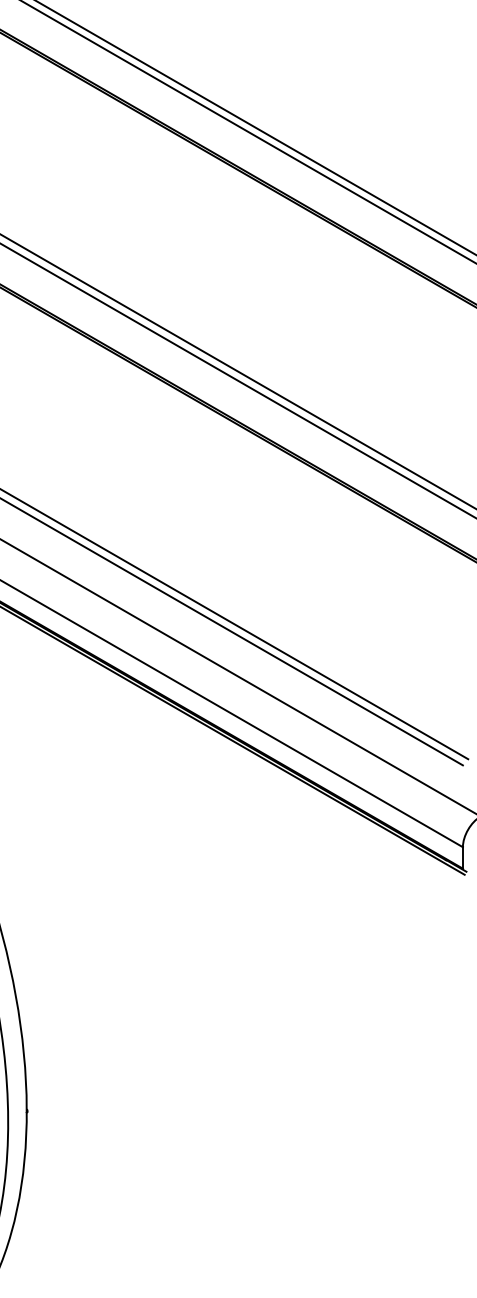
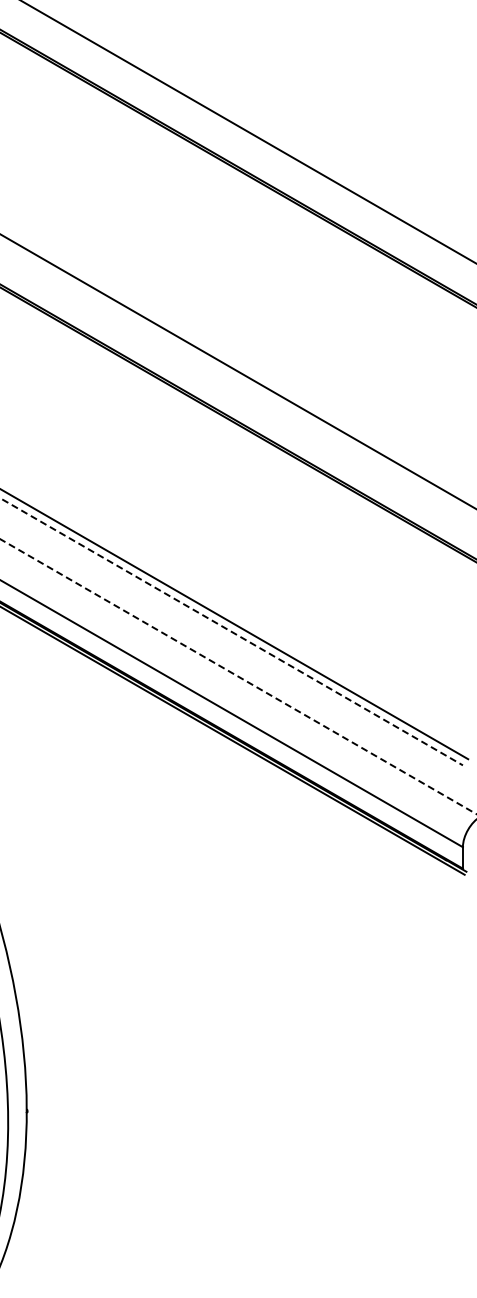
line: present -> none (255, 127)
line: present -> none (237, 380)
line: solid -> dashed (231, 631)
line: solid -> dashed (238, 676)
